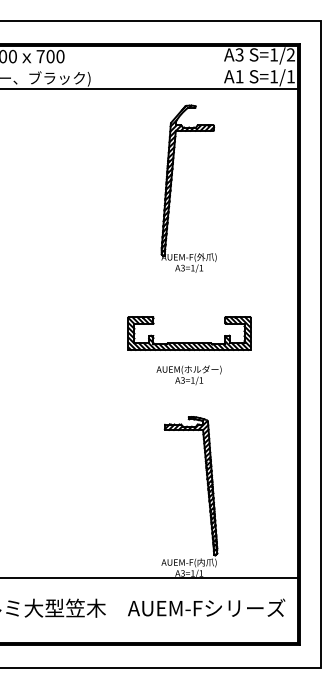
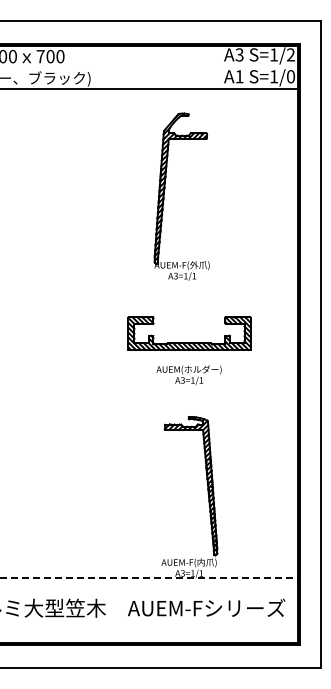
text: S=1/1 -> S=1/0 (291, 76)
part position: (171, 188) -> (164, 196) (164, 196)
line: solid -> dashed (149, 577)
